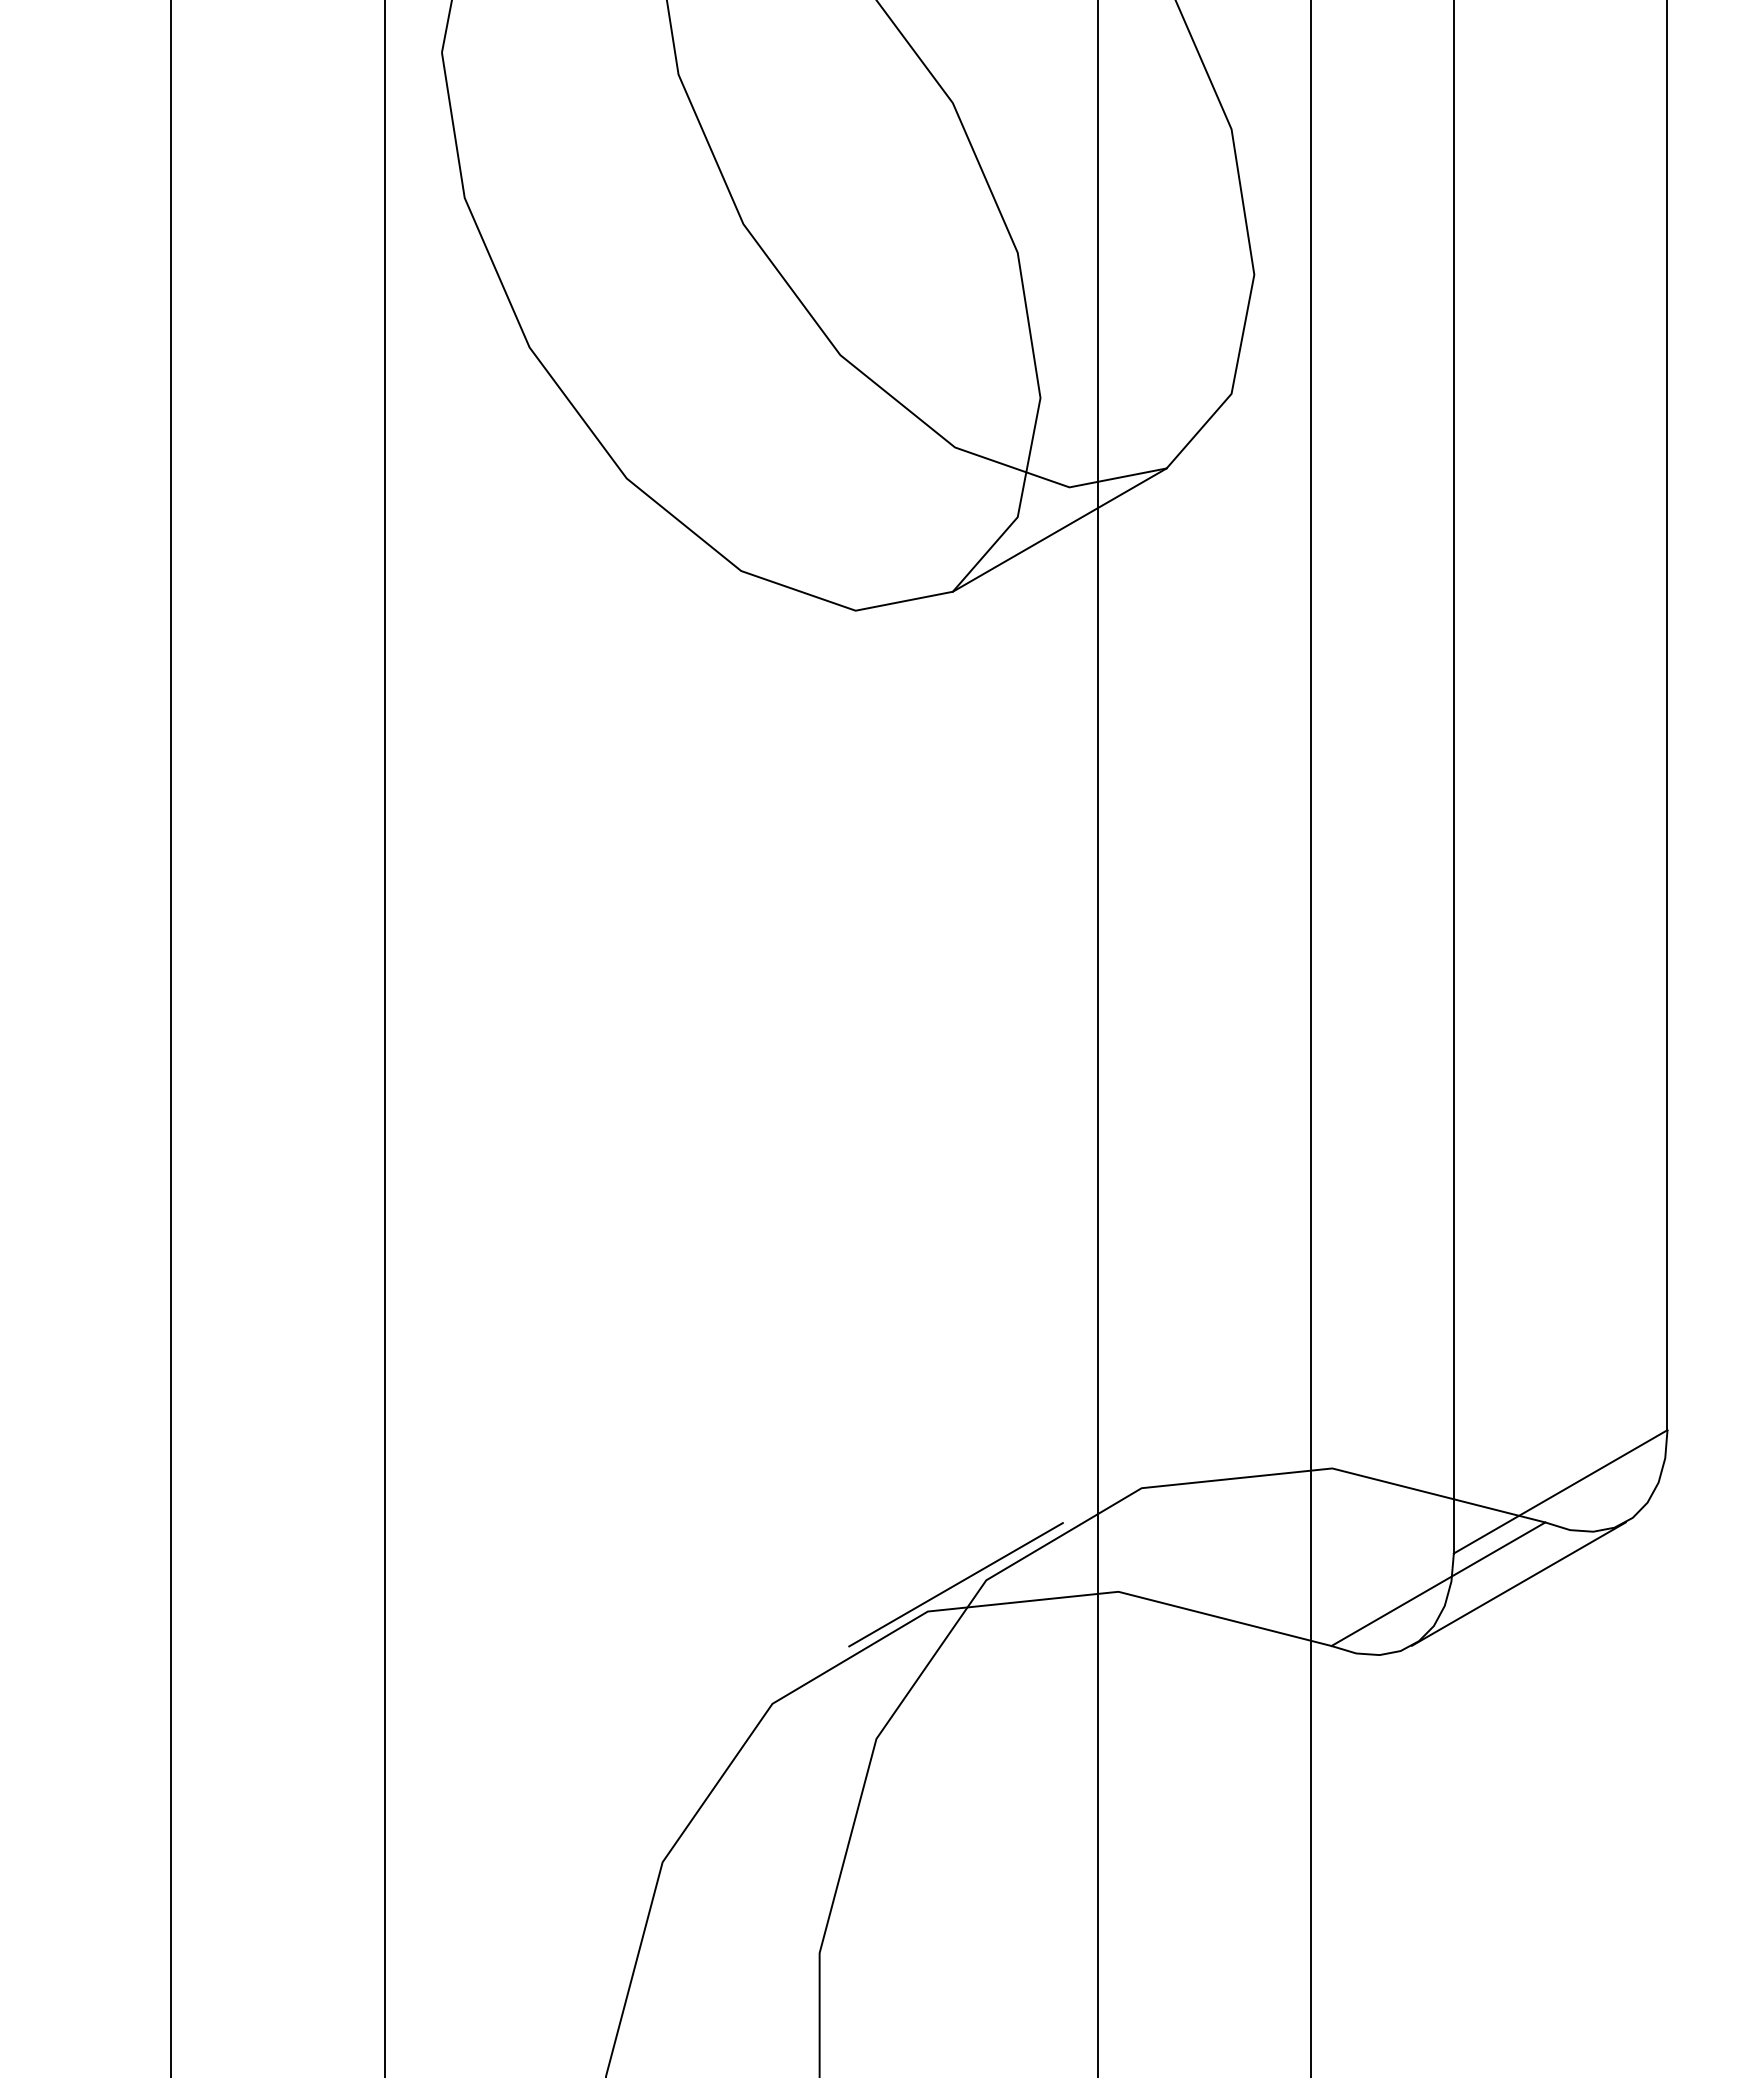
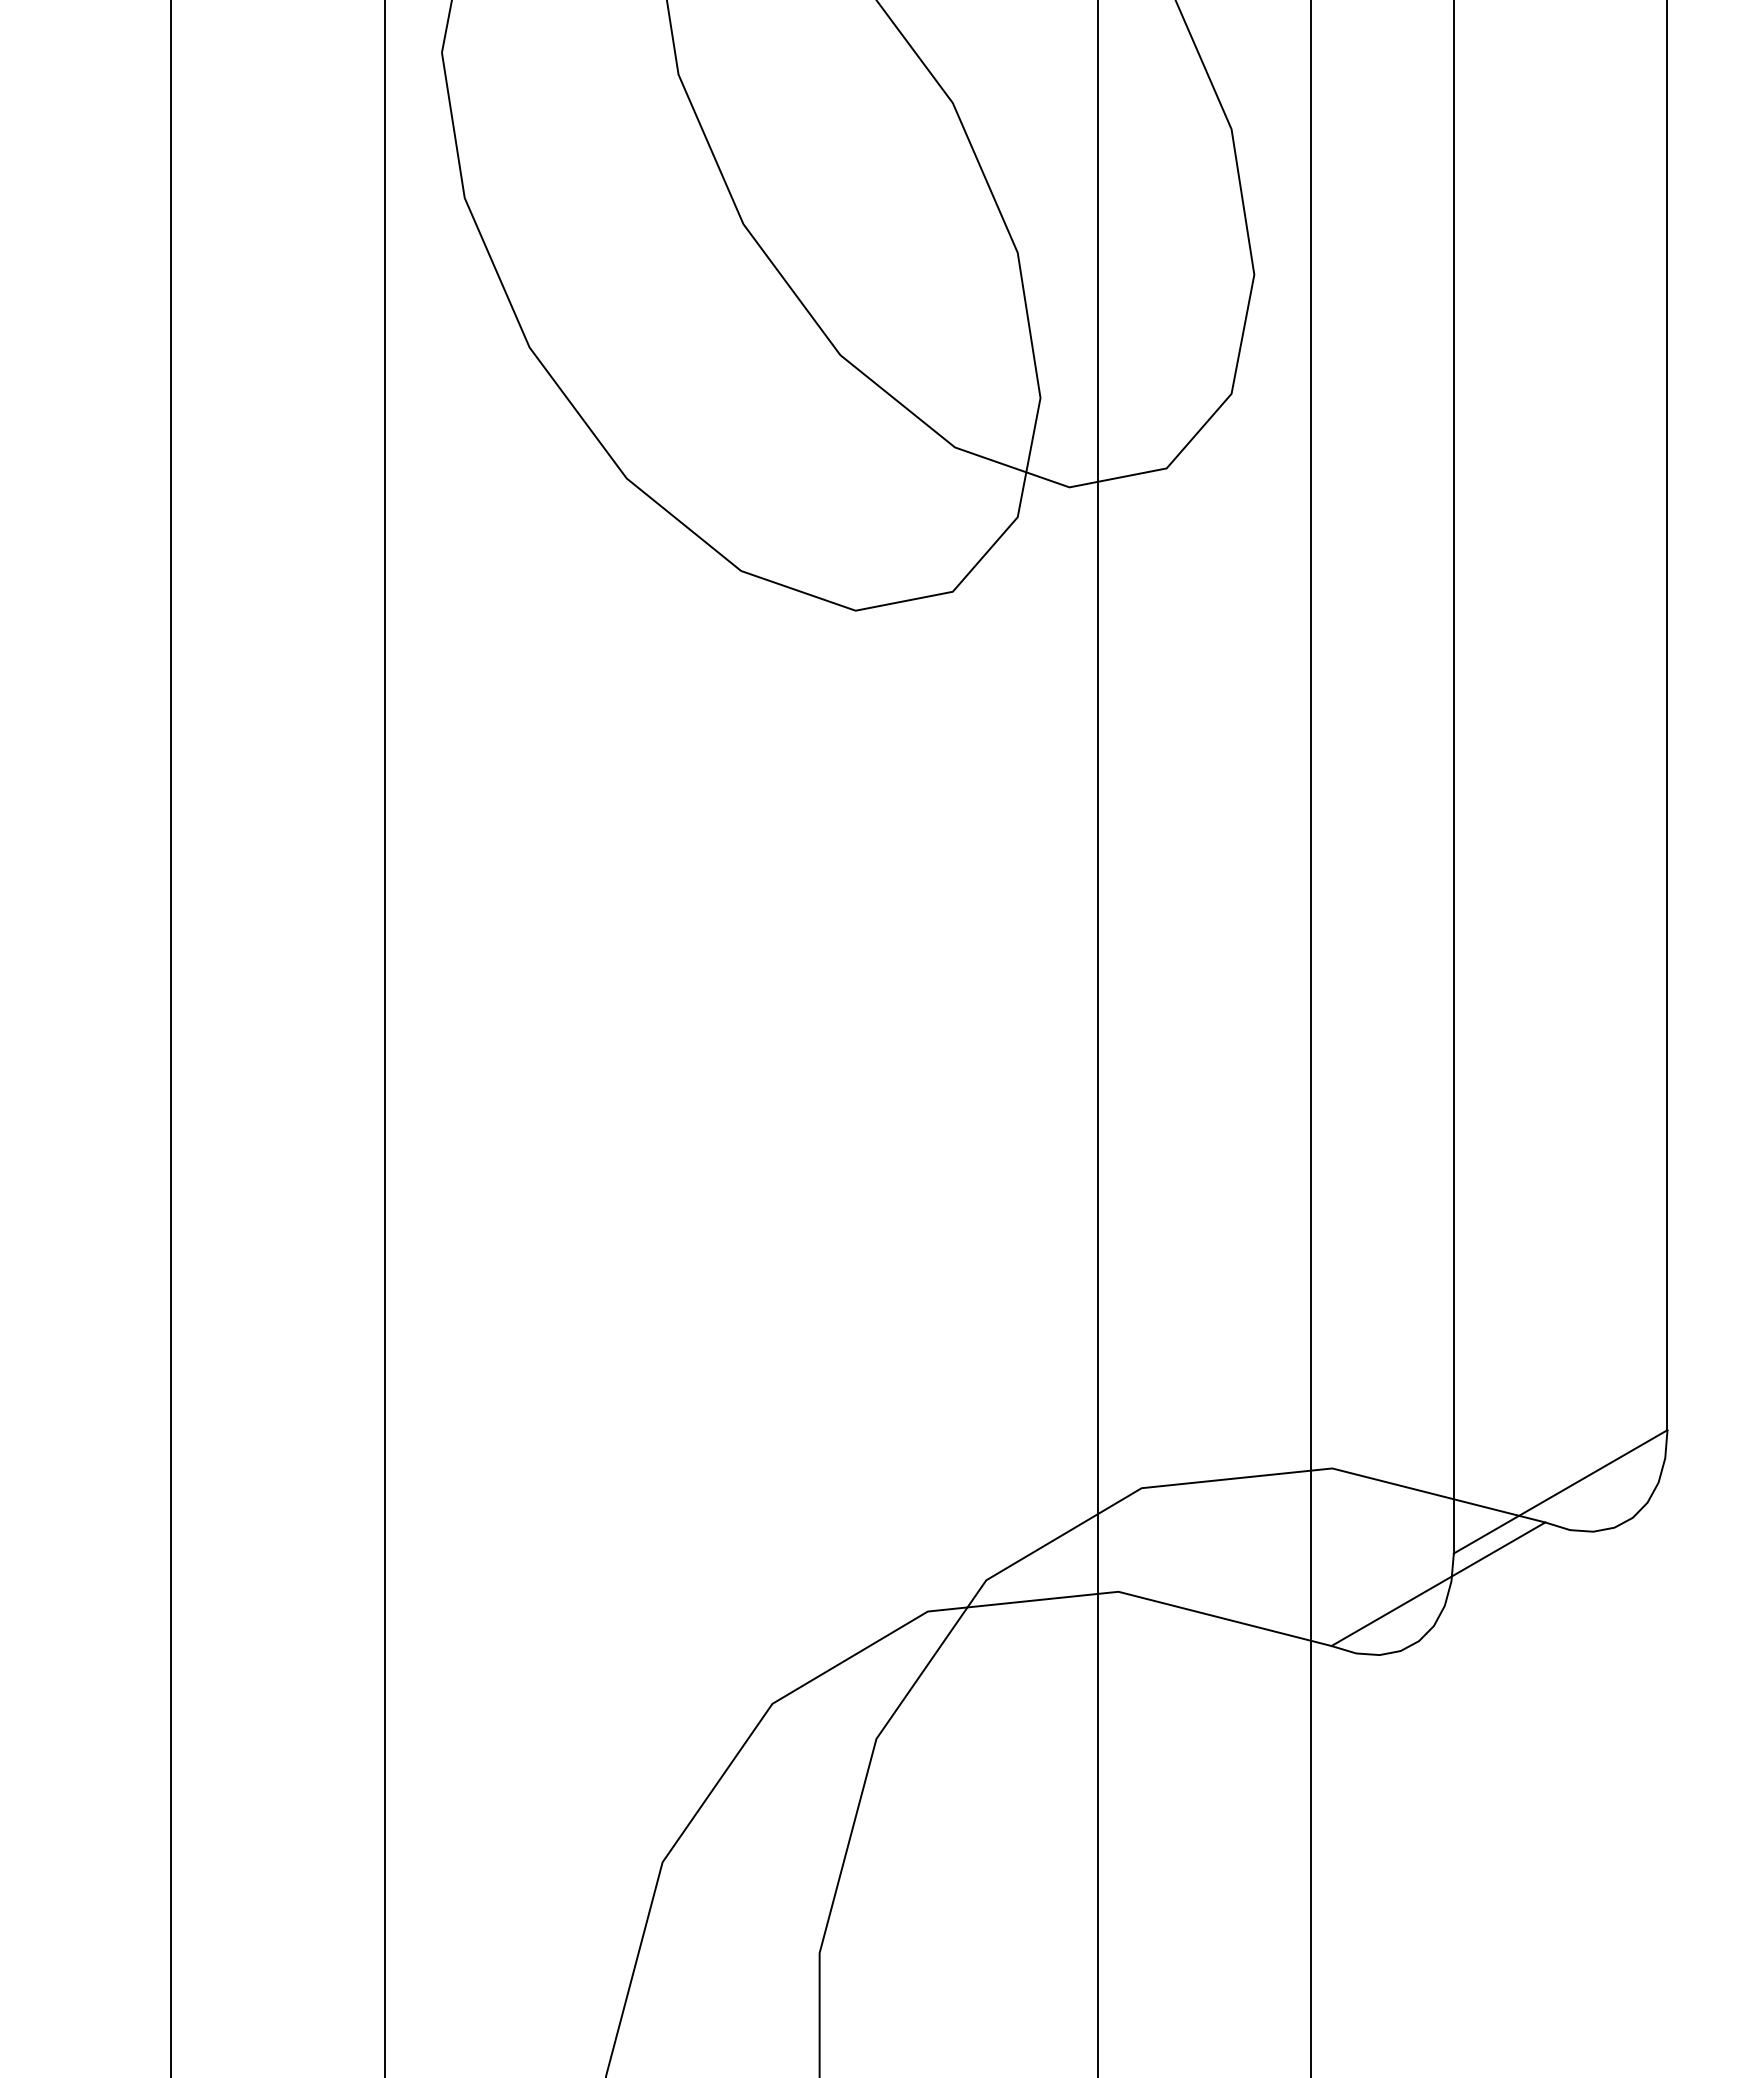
line: present -> none (1059, 529)
line: present -> none (1518, 1583)
line: present -> none (955, 1584)
